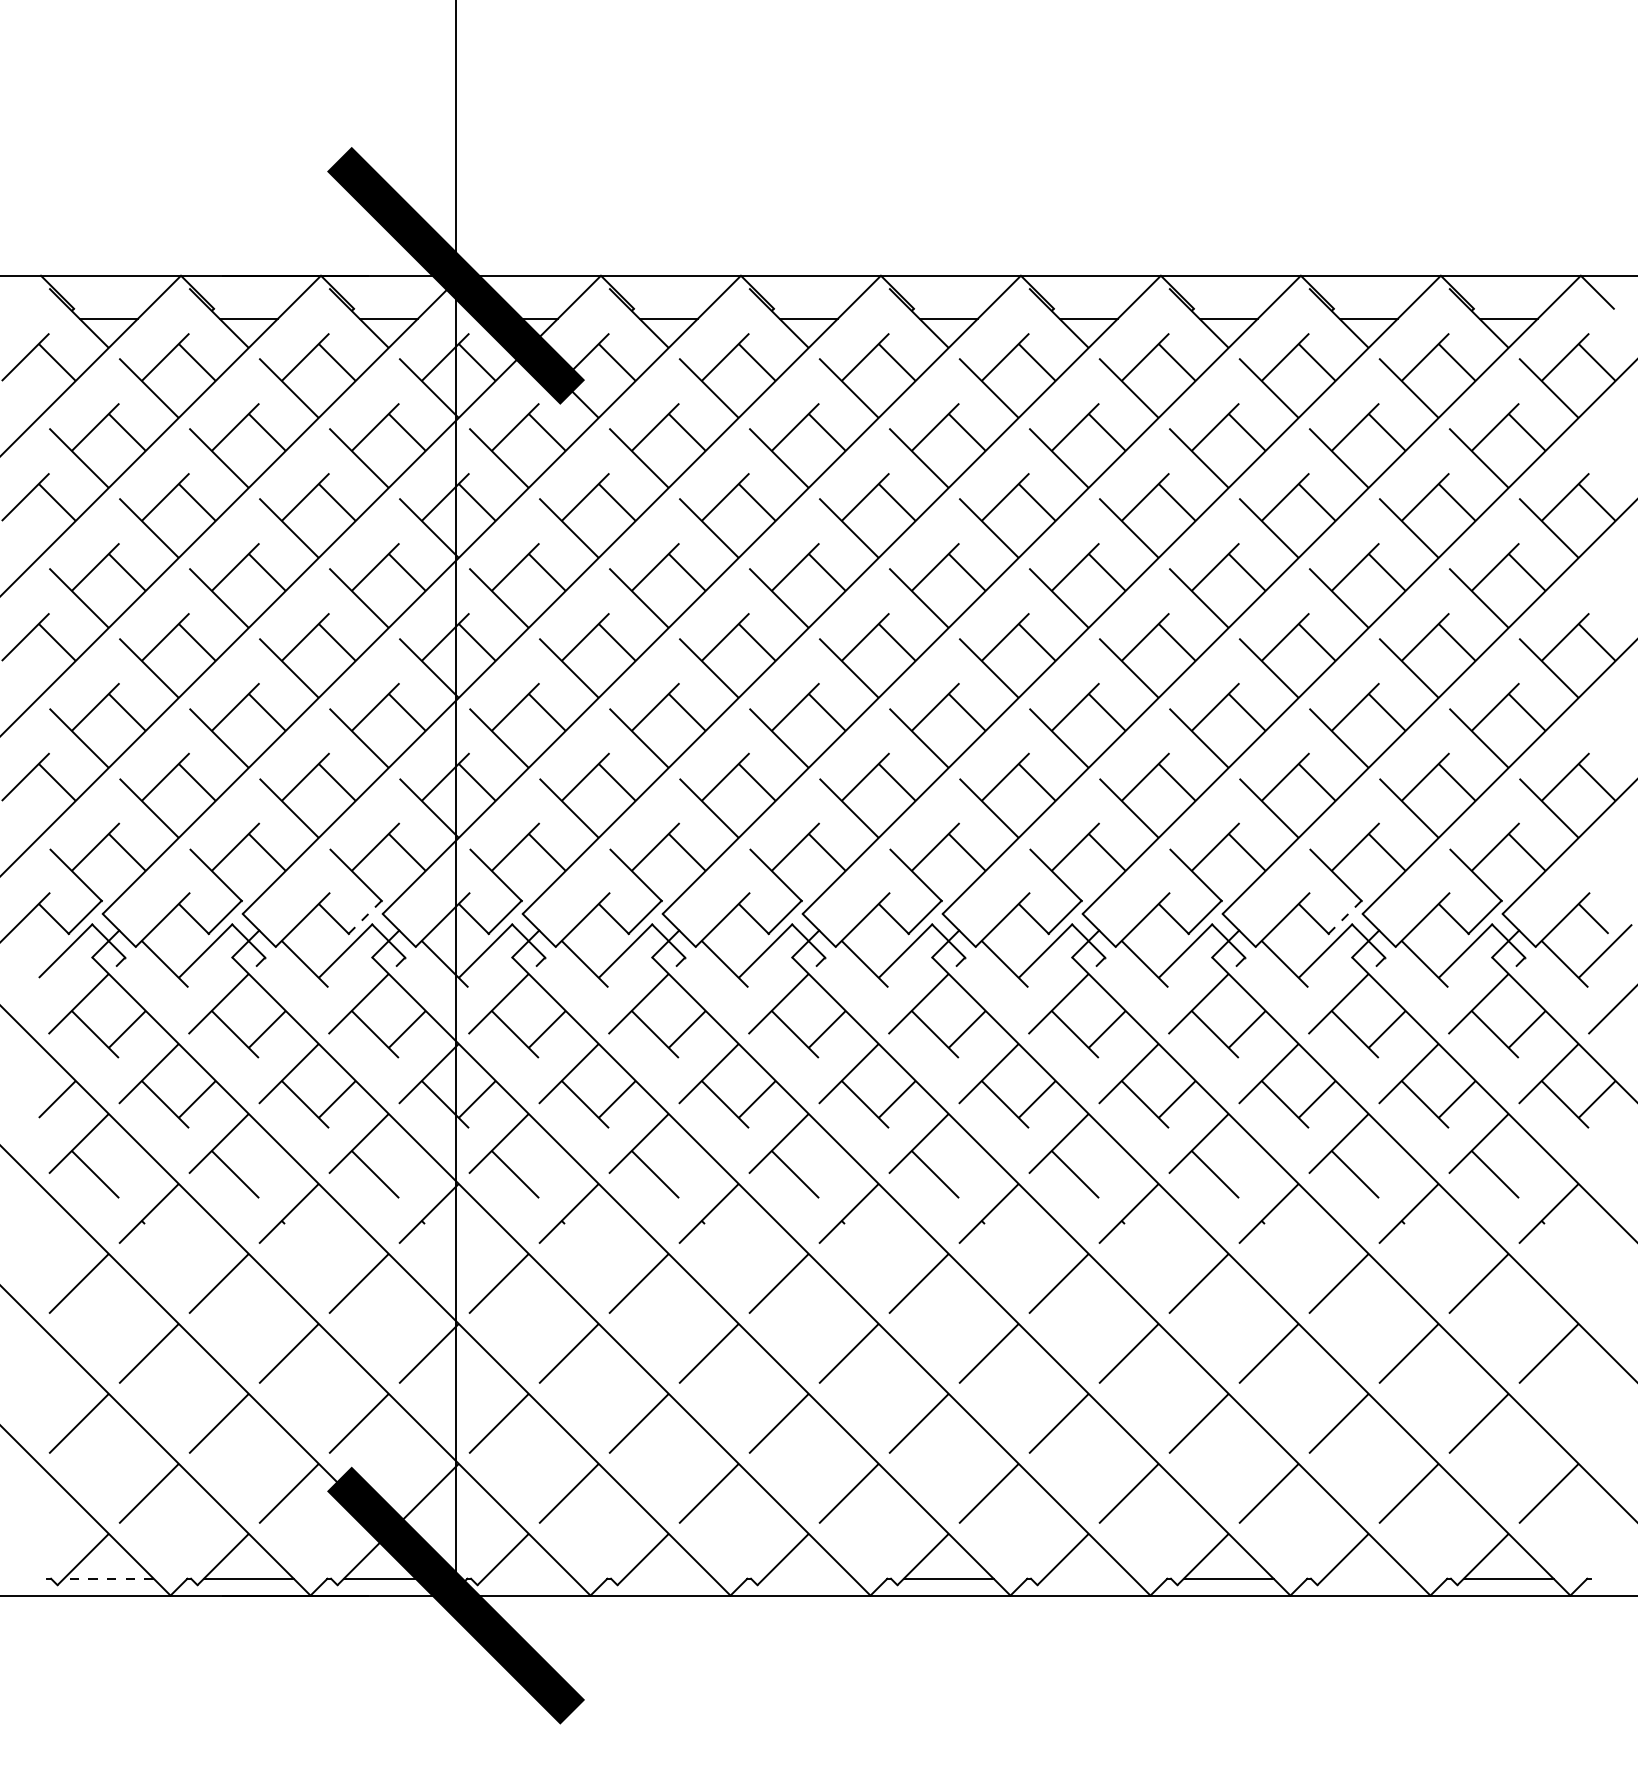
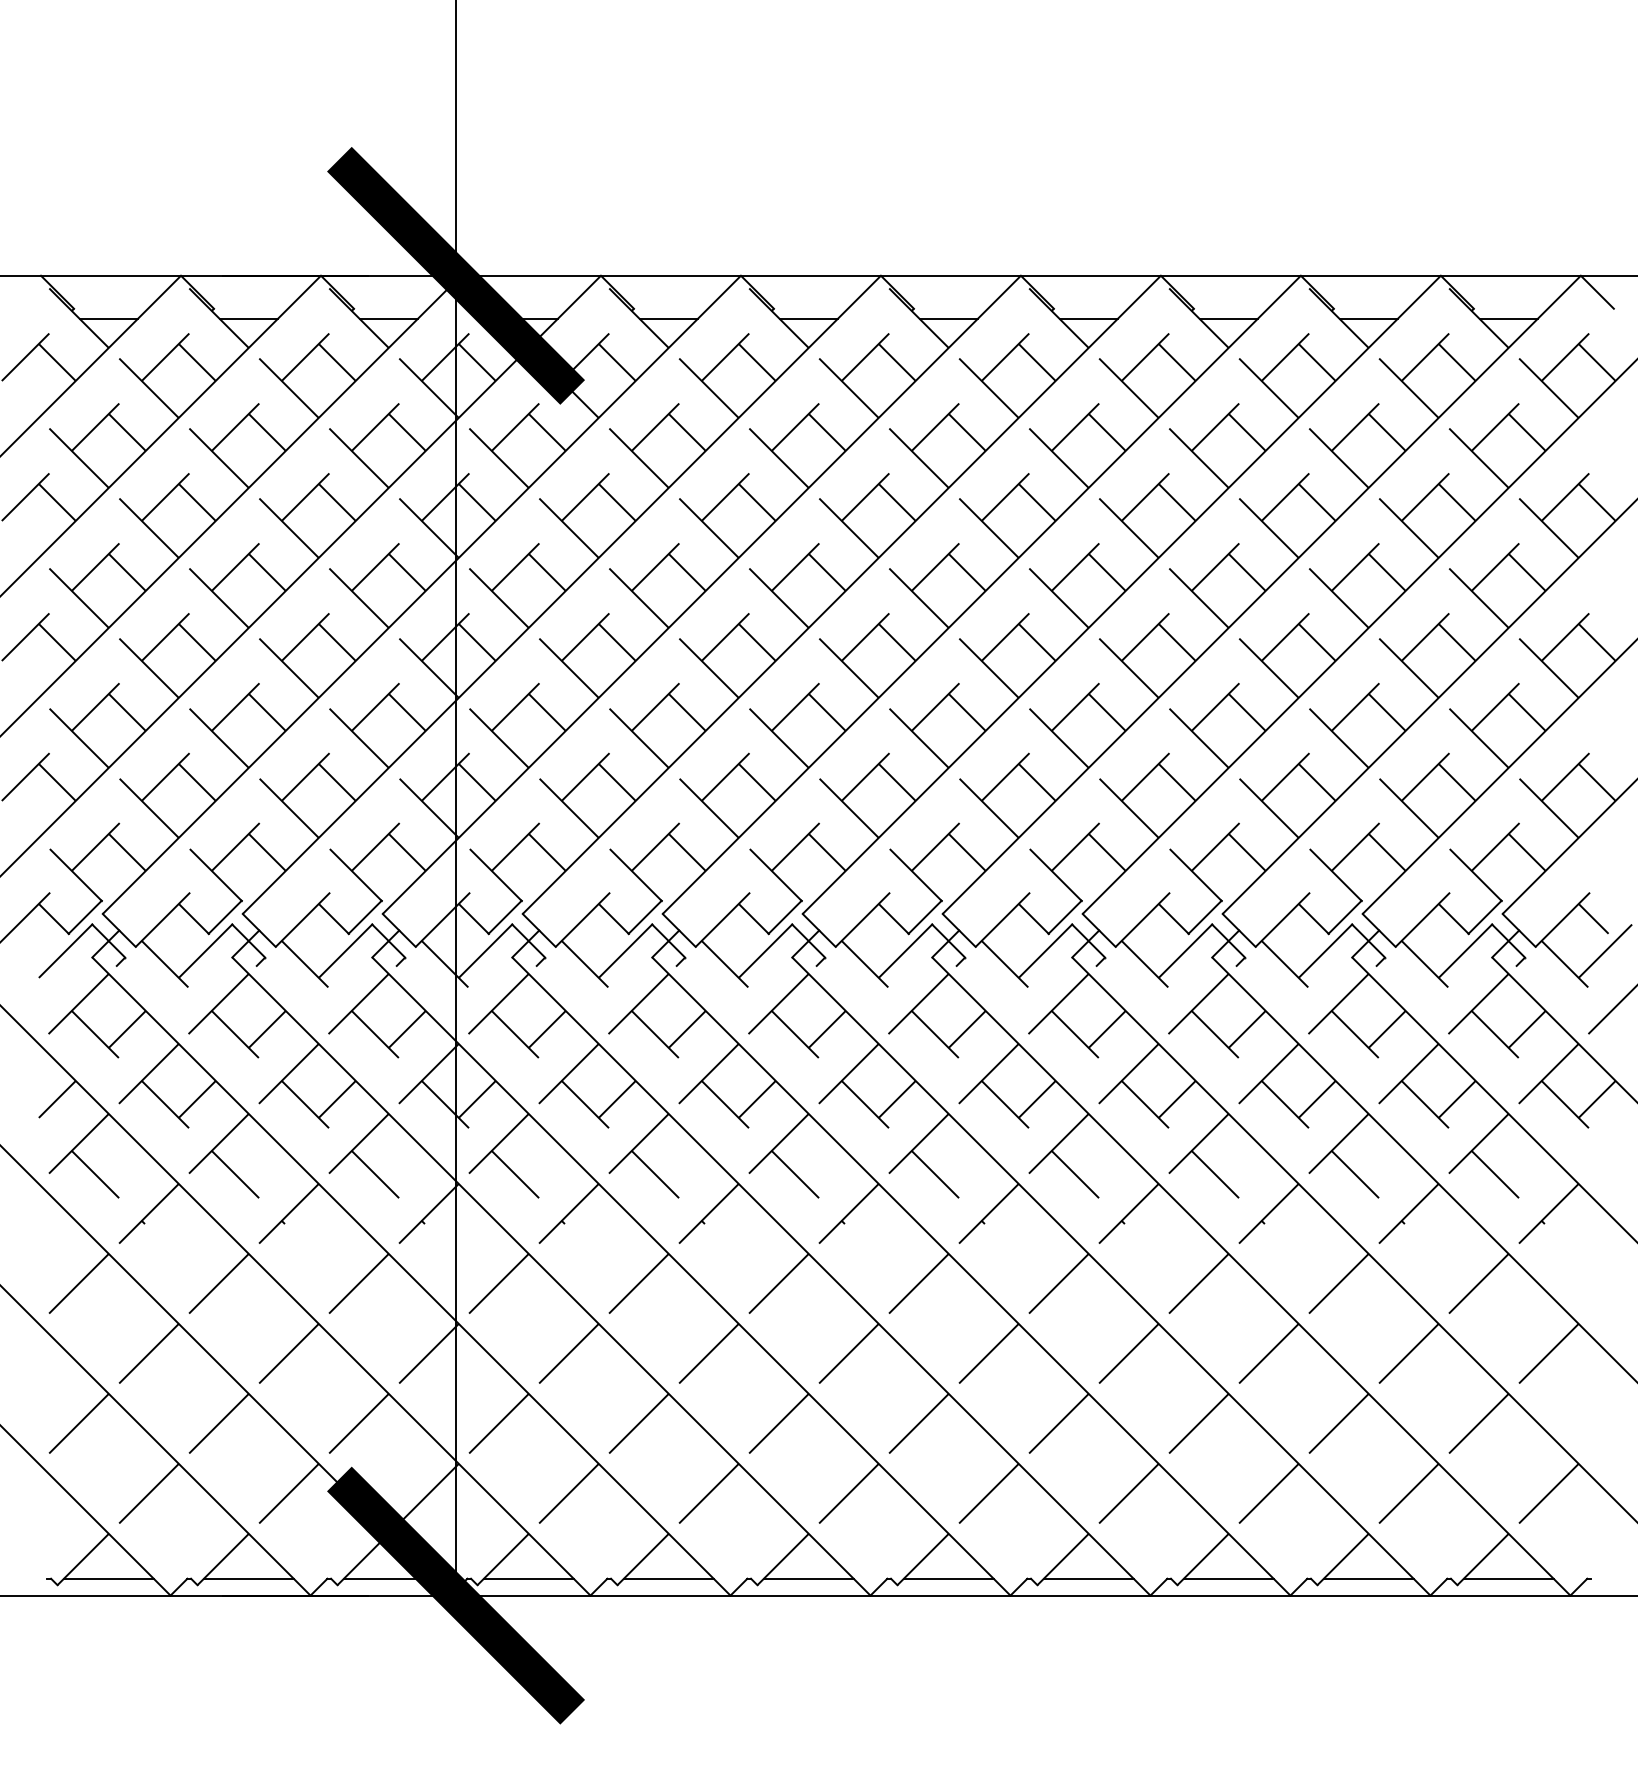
line: dashed -> solid (364, 917)
line: dashed -> solid (1344, 917)
line: dashed -> solid (108, 1578)
line: none -> present (528, 1578)
line: none -> present (668, 1578)
line: none -> present (808, 1578)
line: none -> present (1088, 1578)
line: none -> present (1368, 1578)
